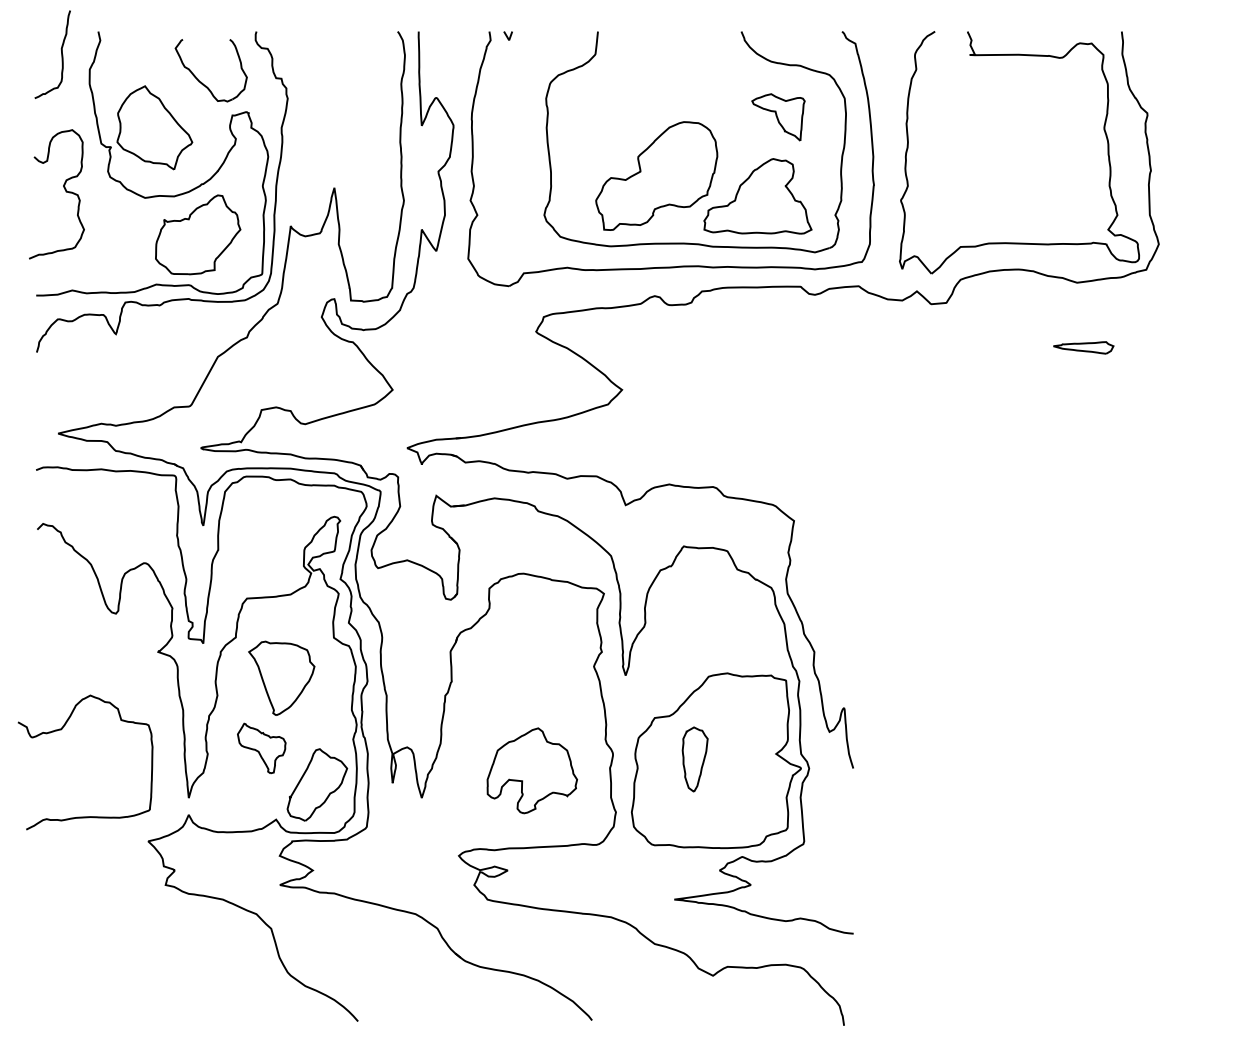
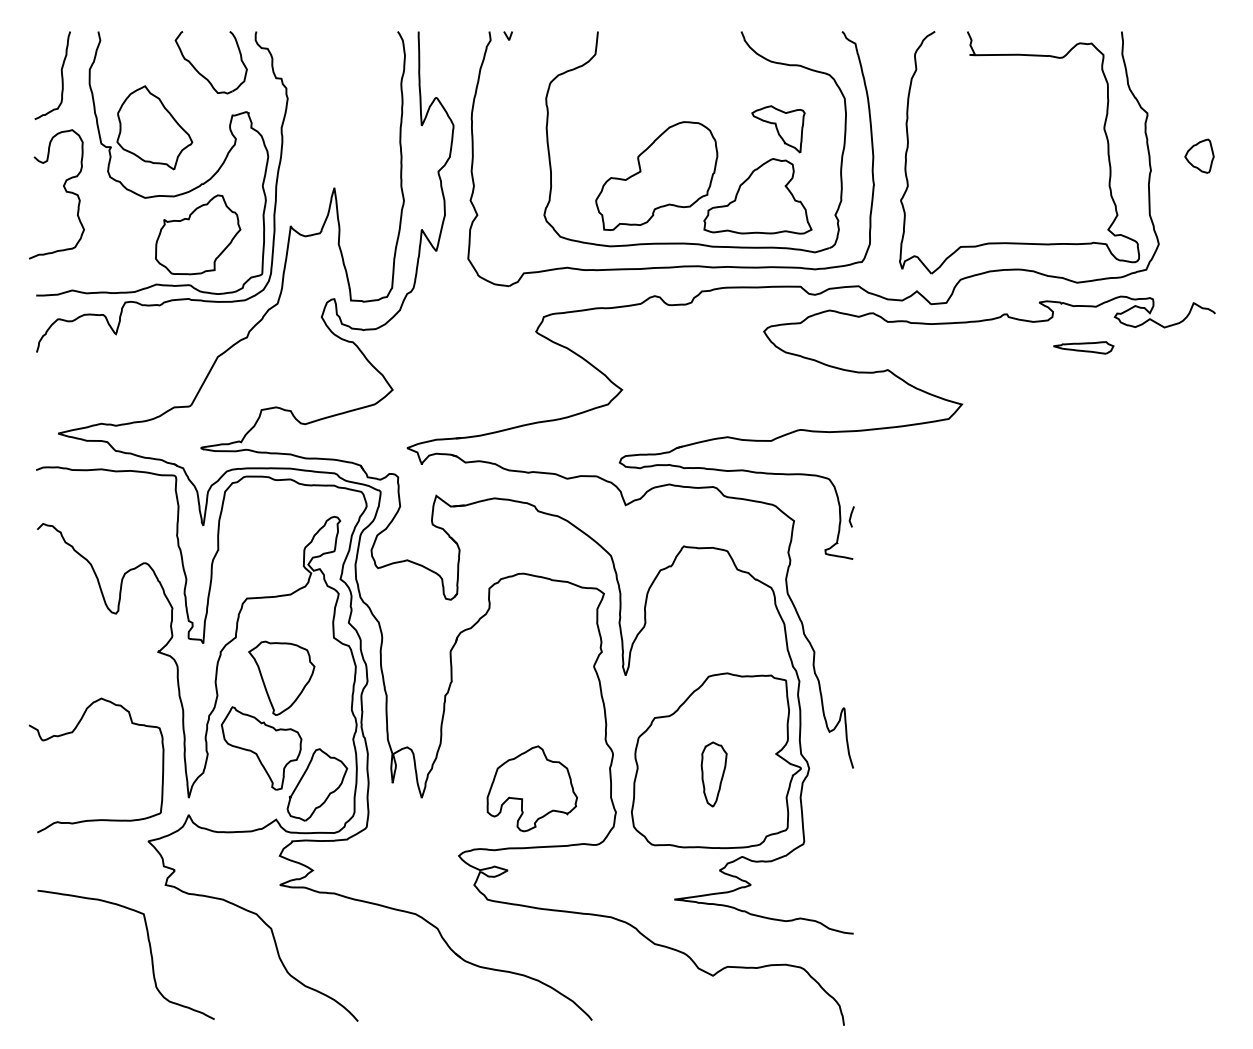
curve position: (61, 54) -> (61, 75) (61, 75)
part position: (201, 81) -> (201, 73) (201, 73)
part position: (778, 117) -> (778, 129) (778, 129)
part: none -> present (1199, 155)
part: none -> present (916, 427)
curve position: (61, 730) -> (72, 733) (72, 733)
part size: 50x53 px -> 82x85 px (261, 748)
part position: (694, 759) -> (713, 774) (713, 774)
part position: (531, 770) -> (531, 788) (531, 788)
curve: none -> present (149, 950)
